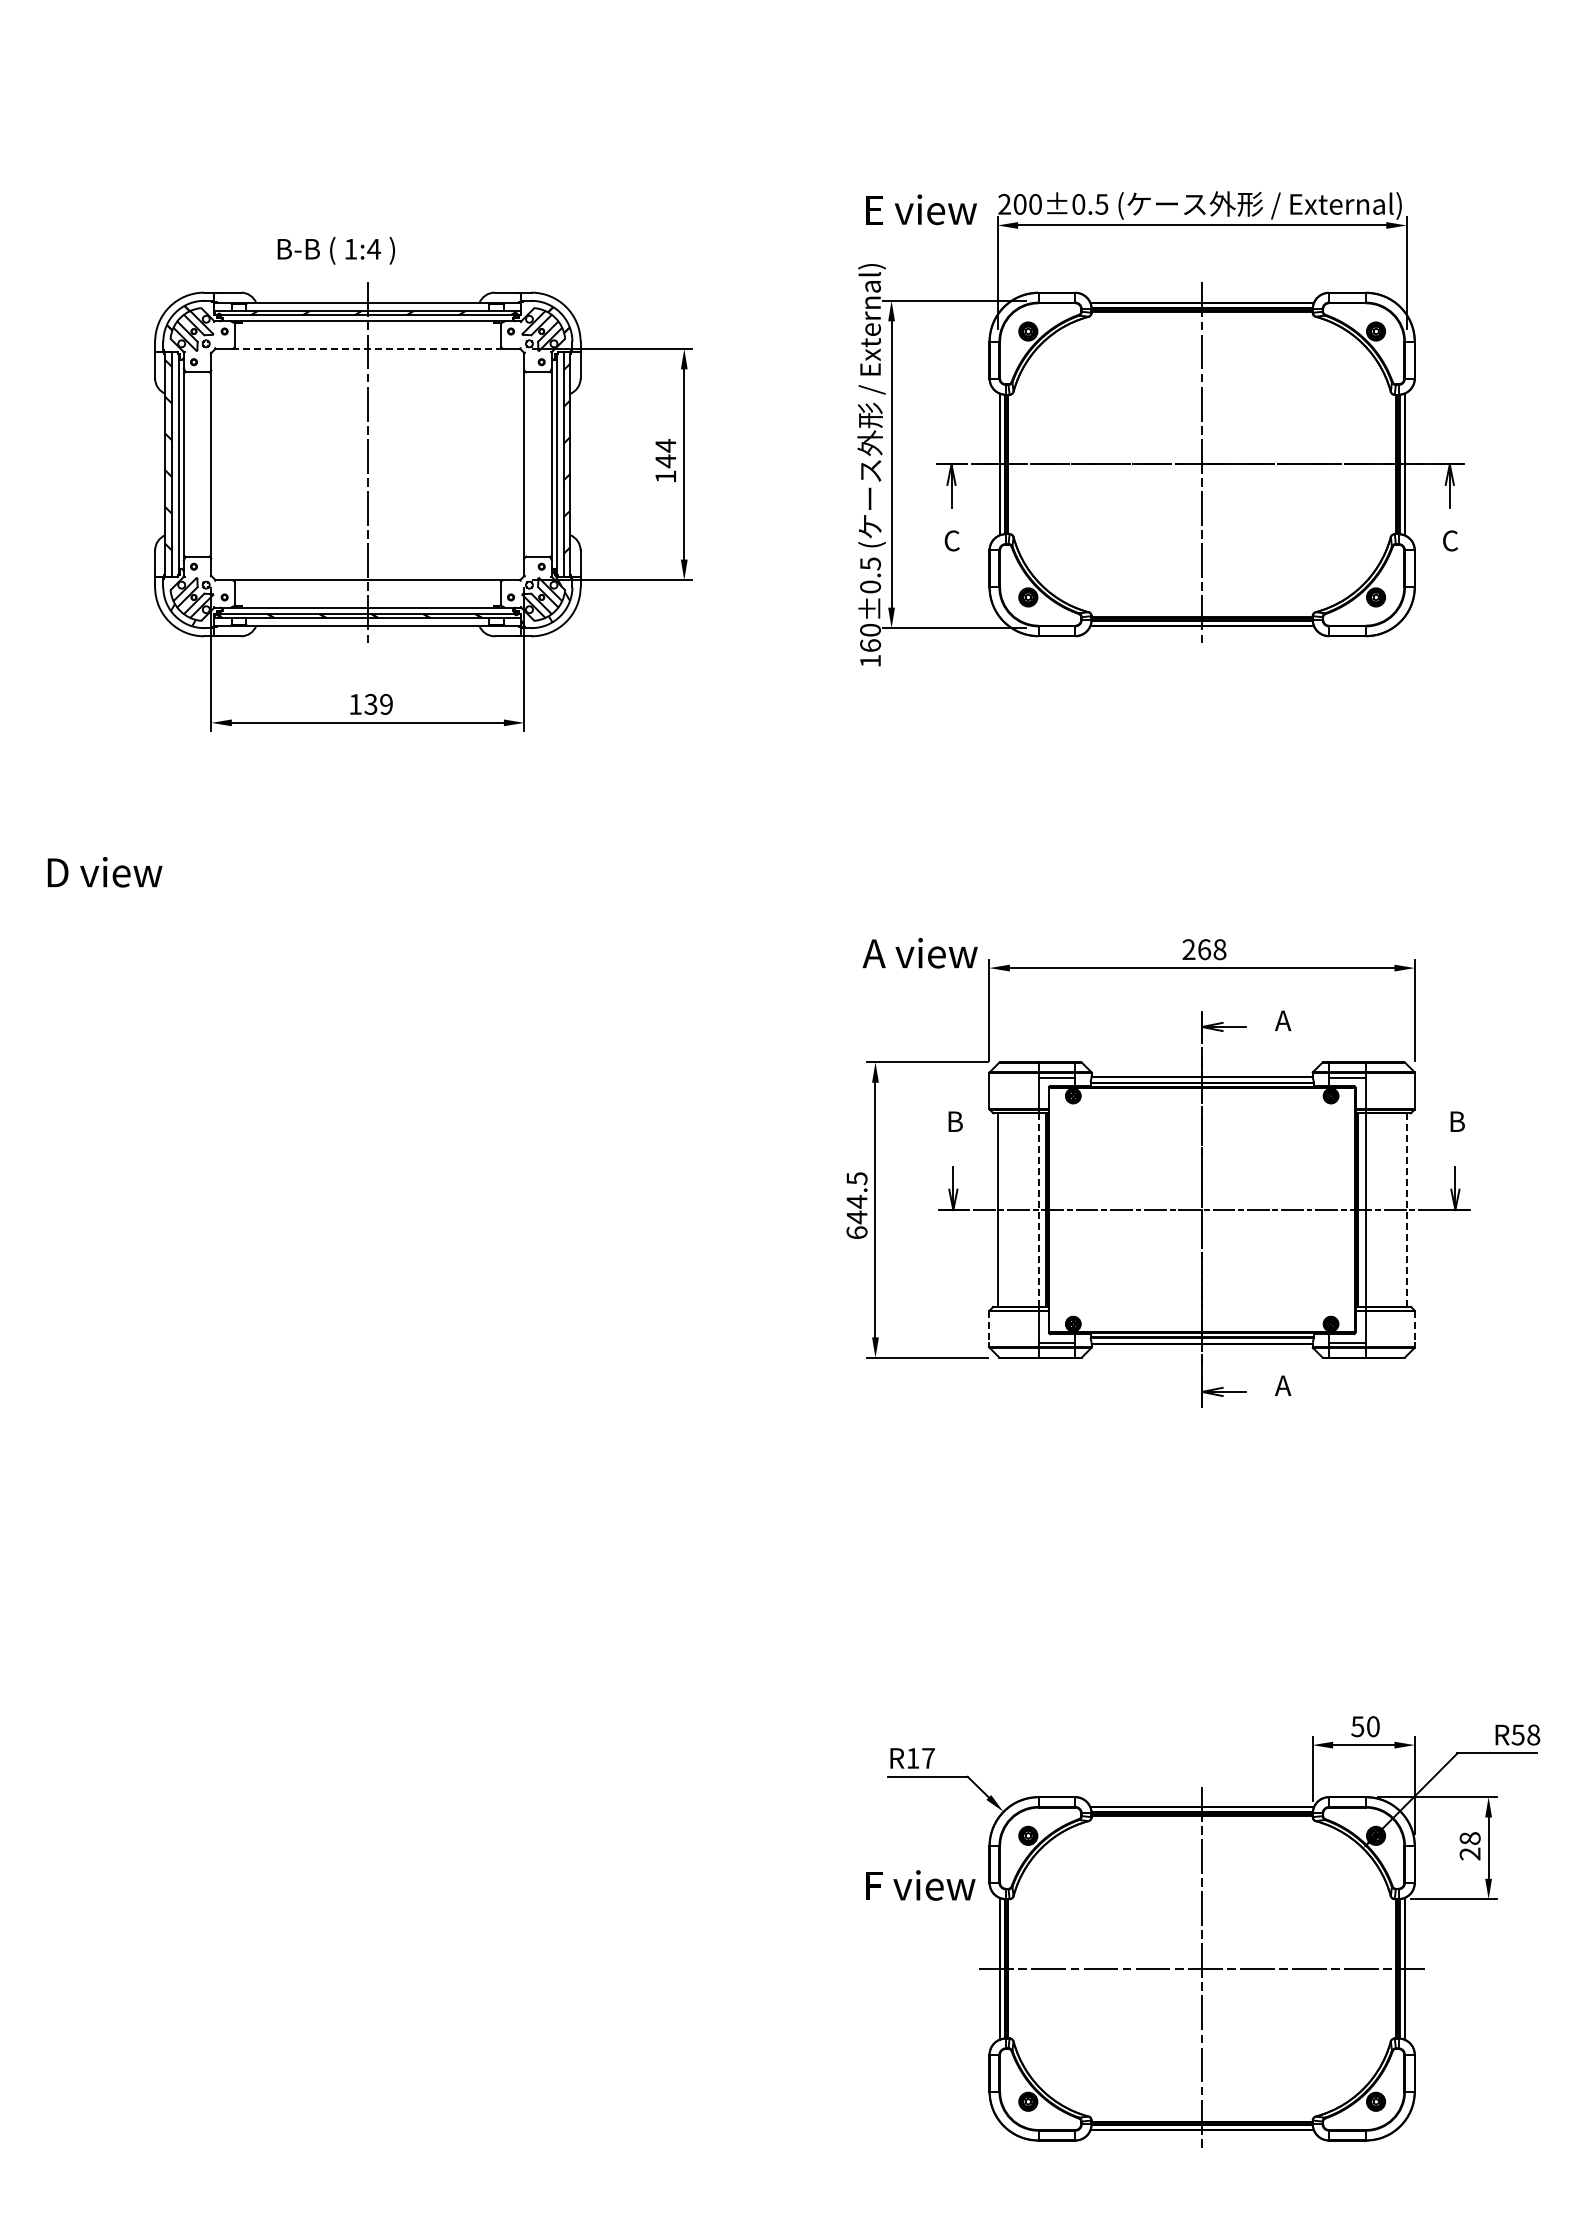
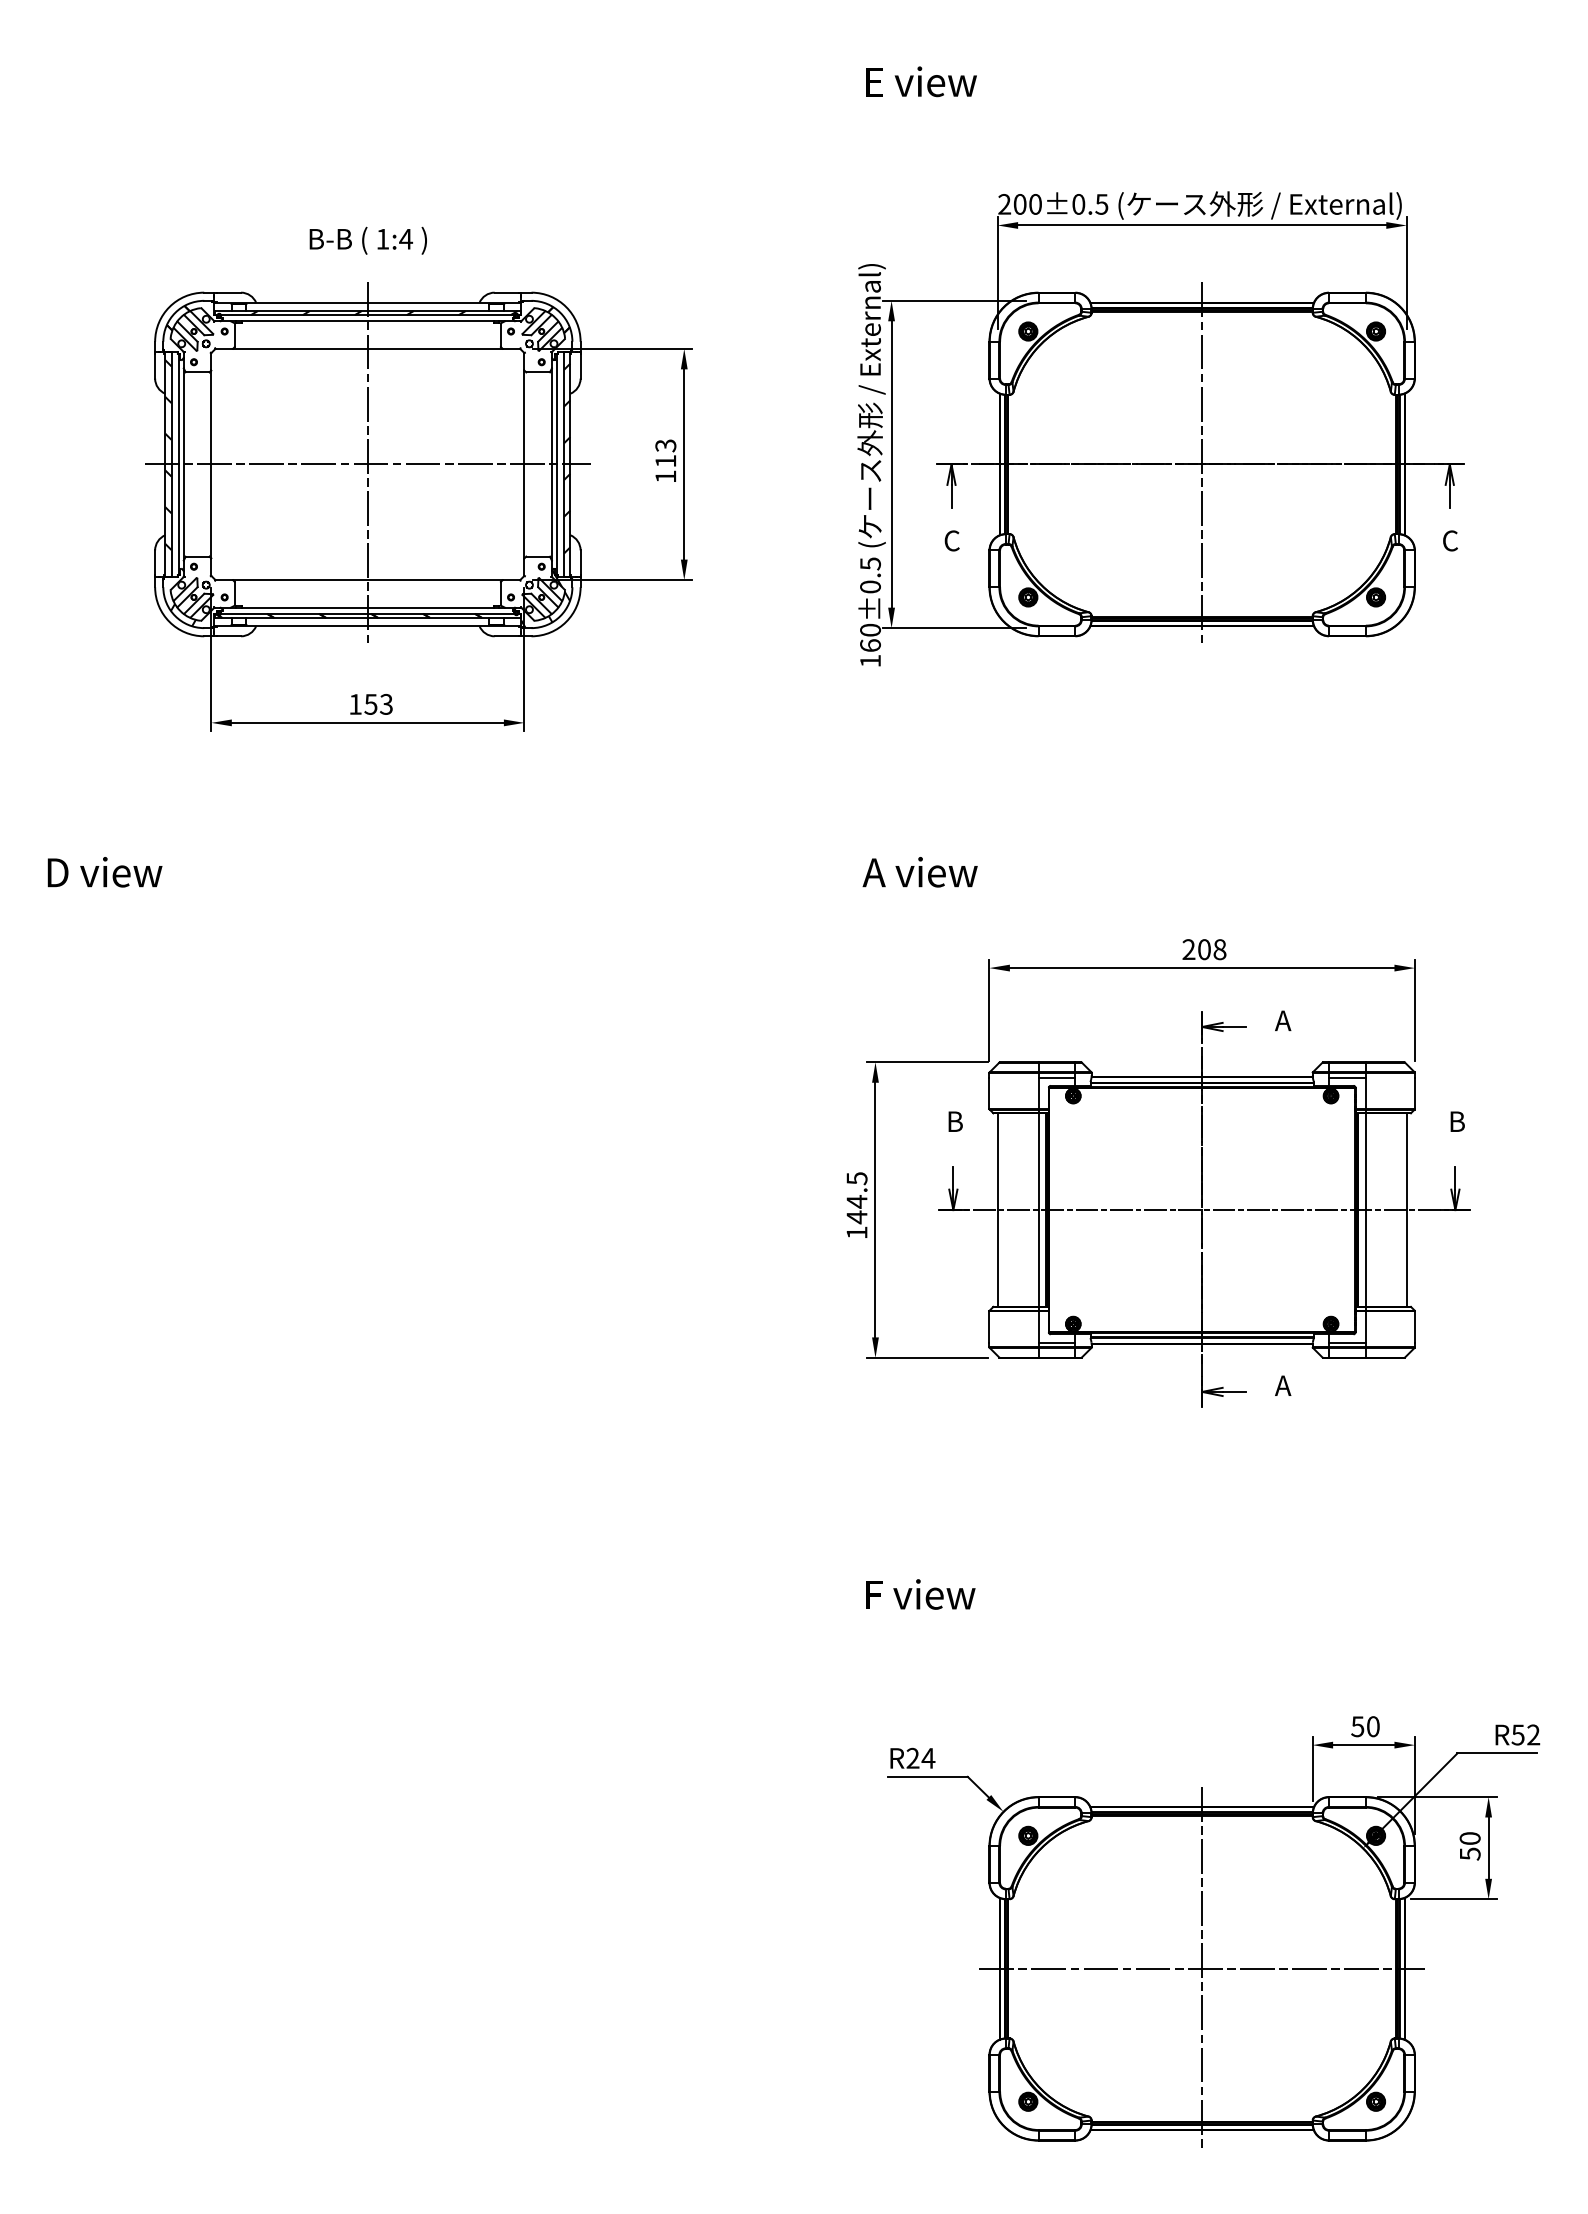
text position: (921, 209) -> (921, 81) (921, 81)
text position: (335, 250) -> (367, 240) (367, 240)
line: dashed -> solid (367, 348)
text: 144 -> 113 (665, 453)
line: none -> present (367, 464)
text: 139 -> 153 (378, 703)
text: 268 -> 208 (1204, 949)
text position: (919, 953) -> (919, 872) (919, 872)
line: dashed -> solid (1038, 1210)
line: dashed -> solid (1406, 1210)
text: 644.5 -> 144.5 (856, 1232)
line: dashed -> solid (989, 1326)
line: dashed -> solid (1414, 1326)
text: R58 -> R52 (1533, 1734)
text: R17 -> R24 (920, 1757)
text: 28 -> 50 (1469, 1846)
text position: (920, 1885) -> (920, 1594) (920, 1594)
